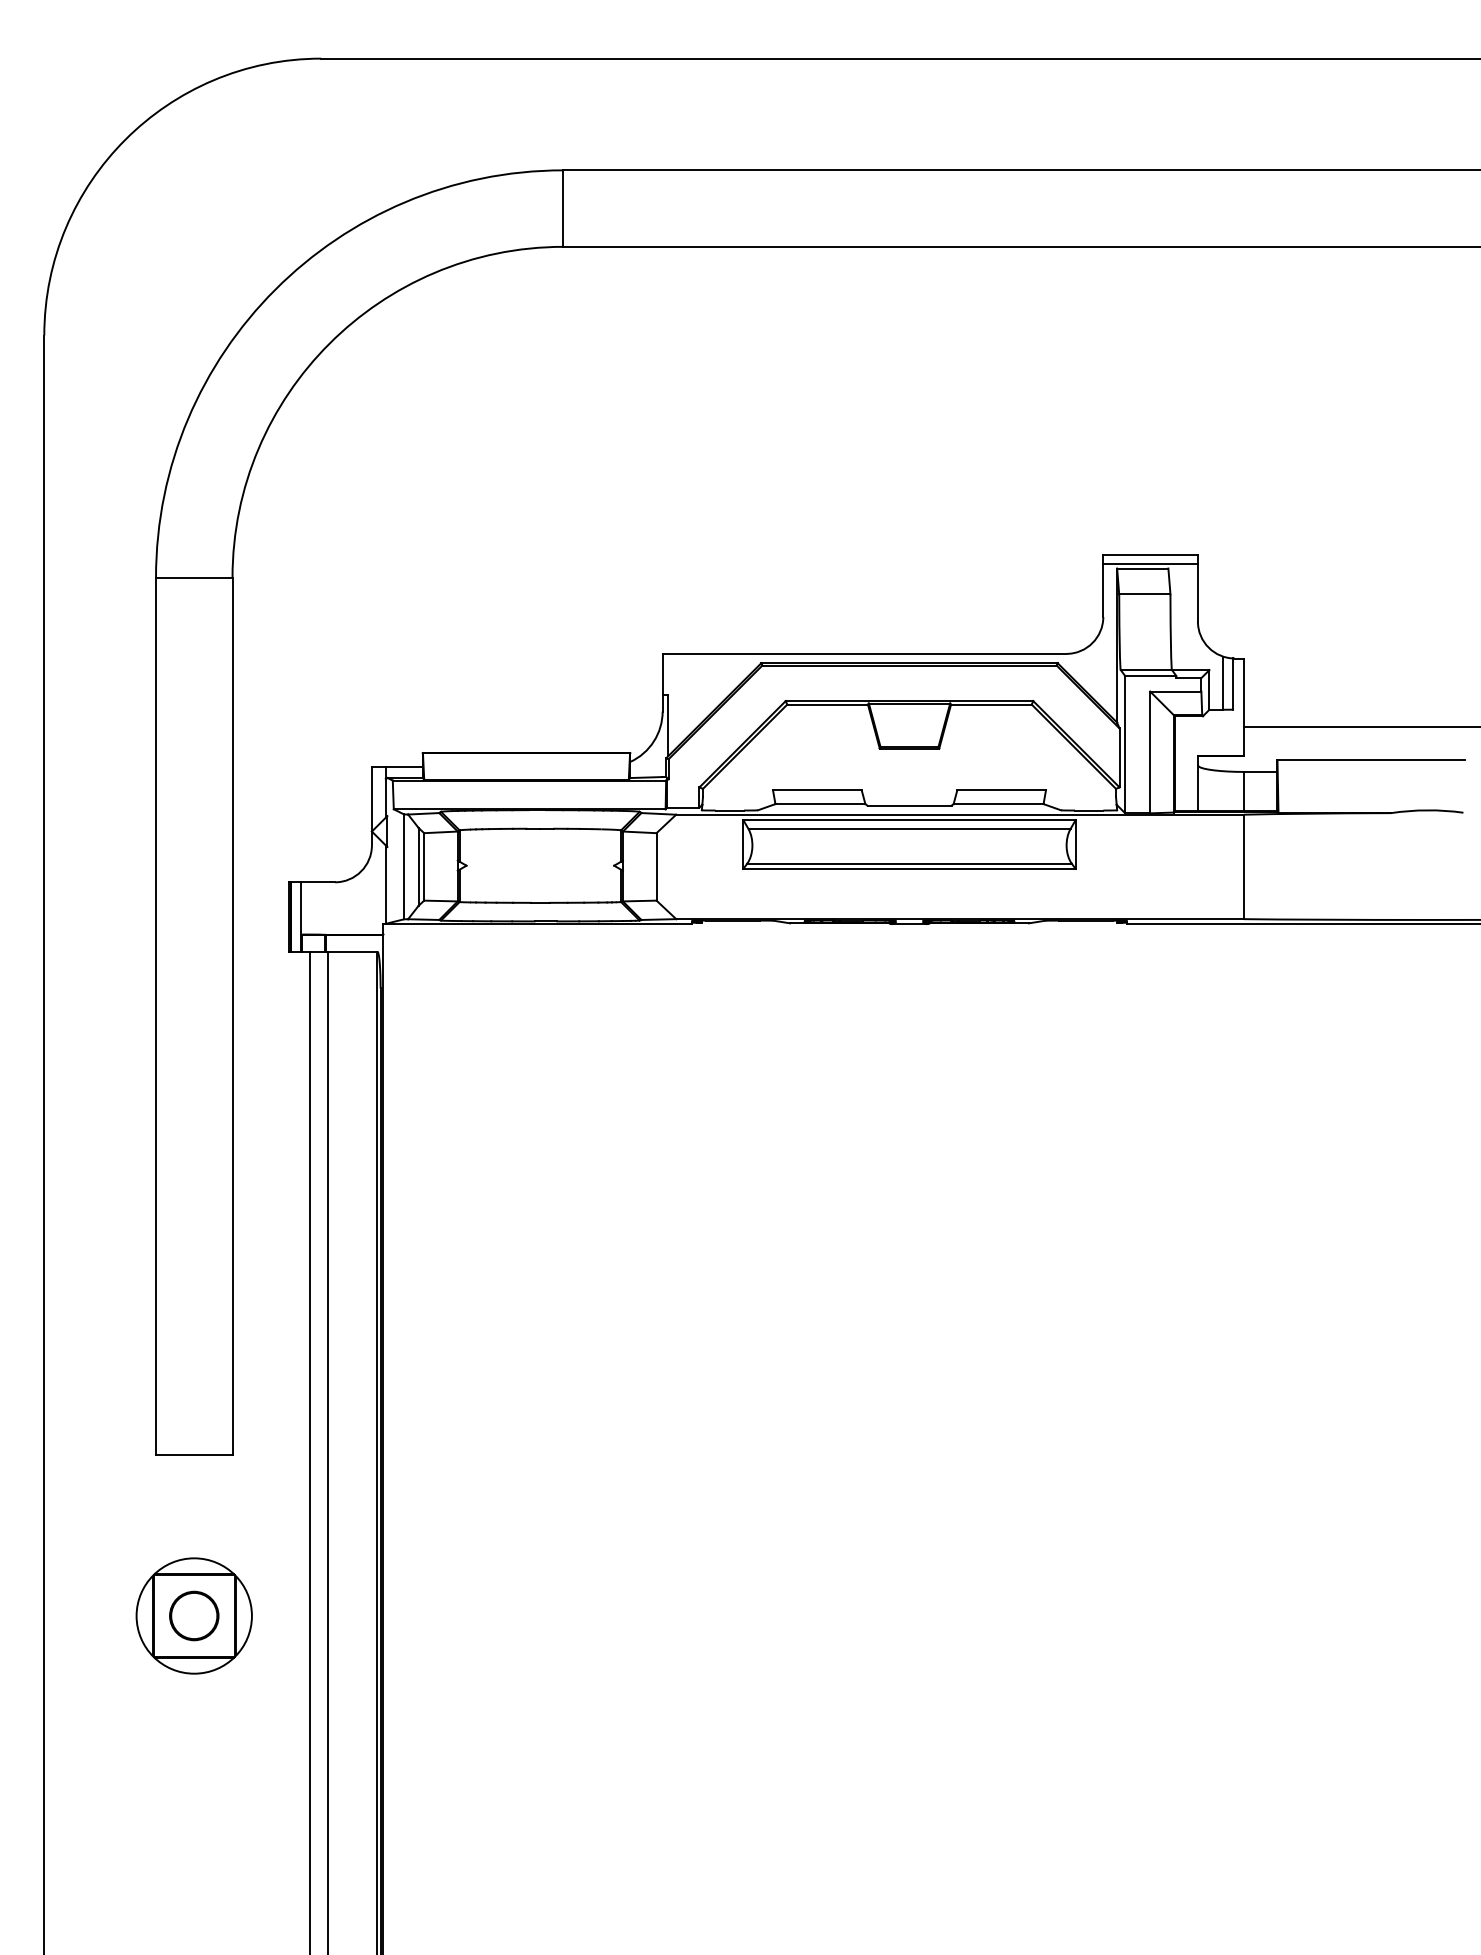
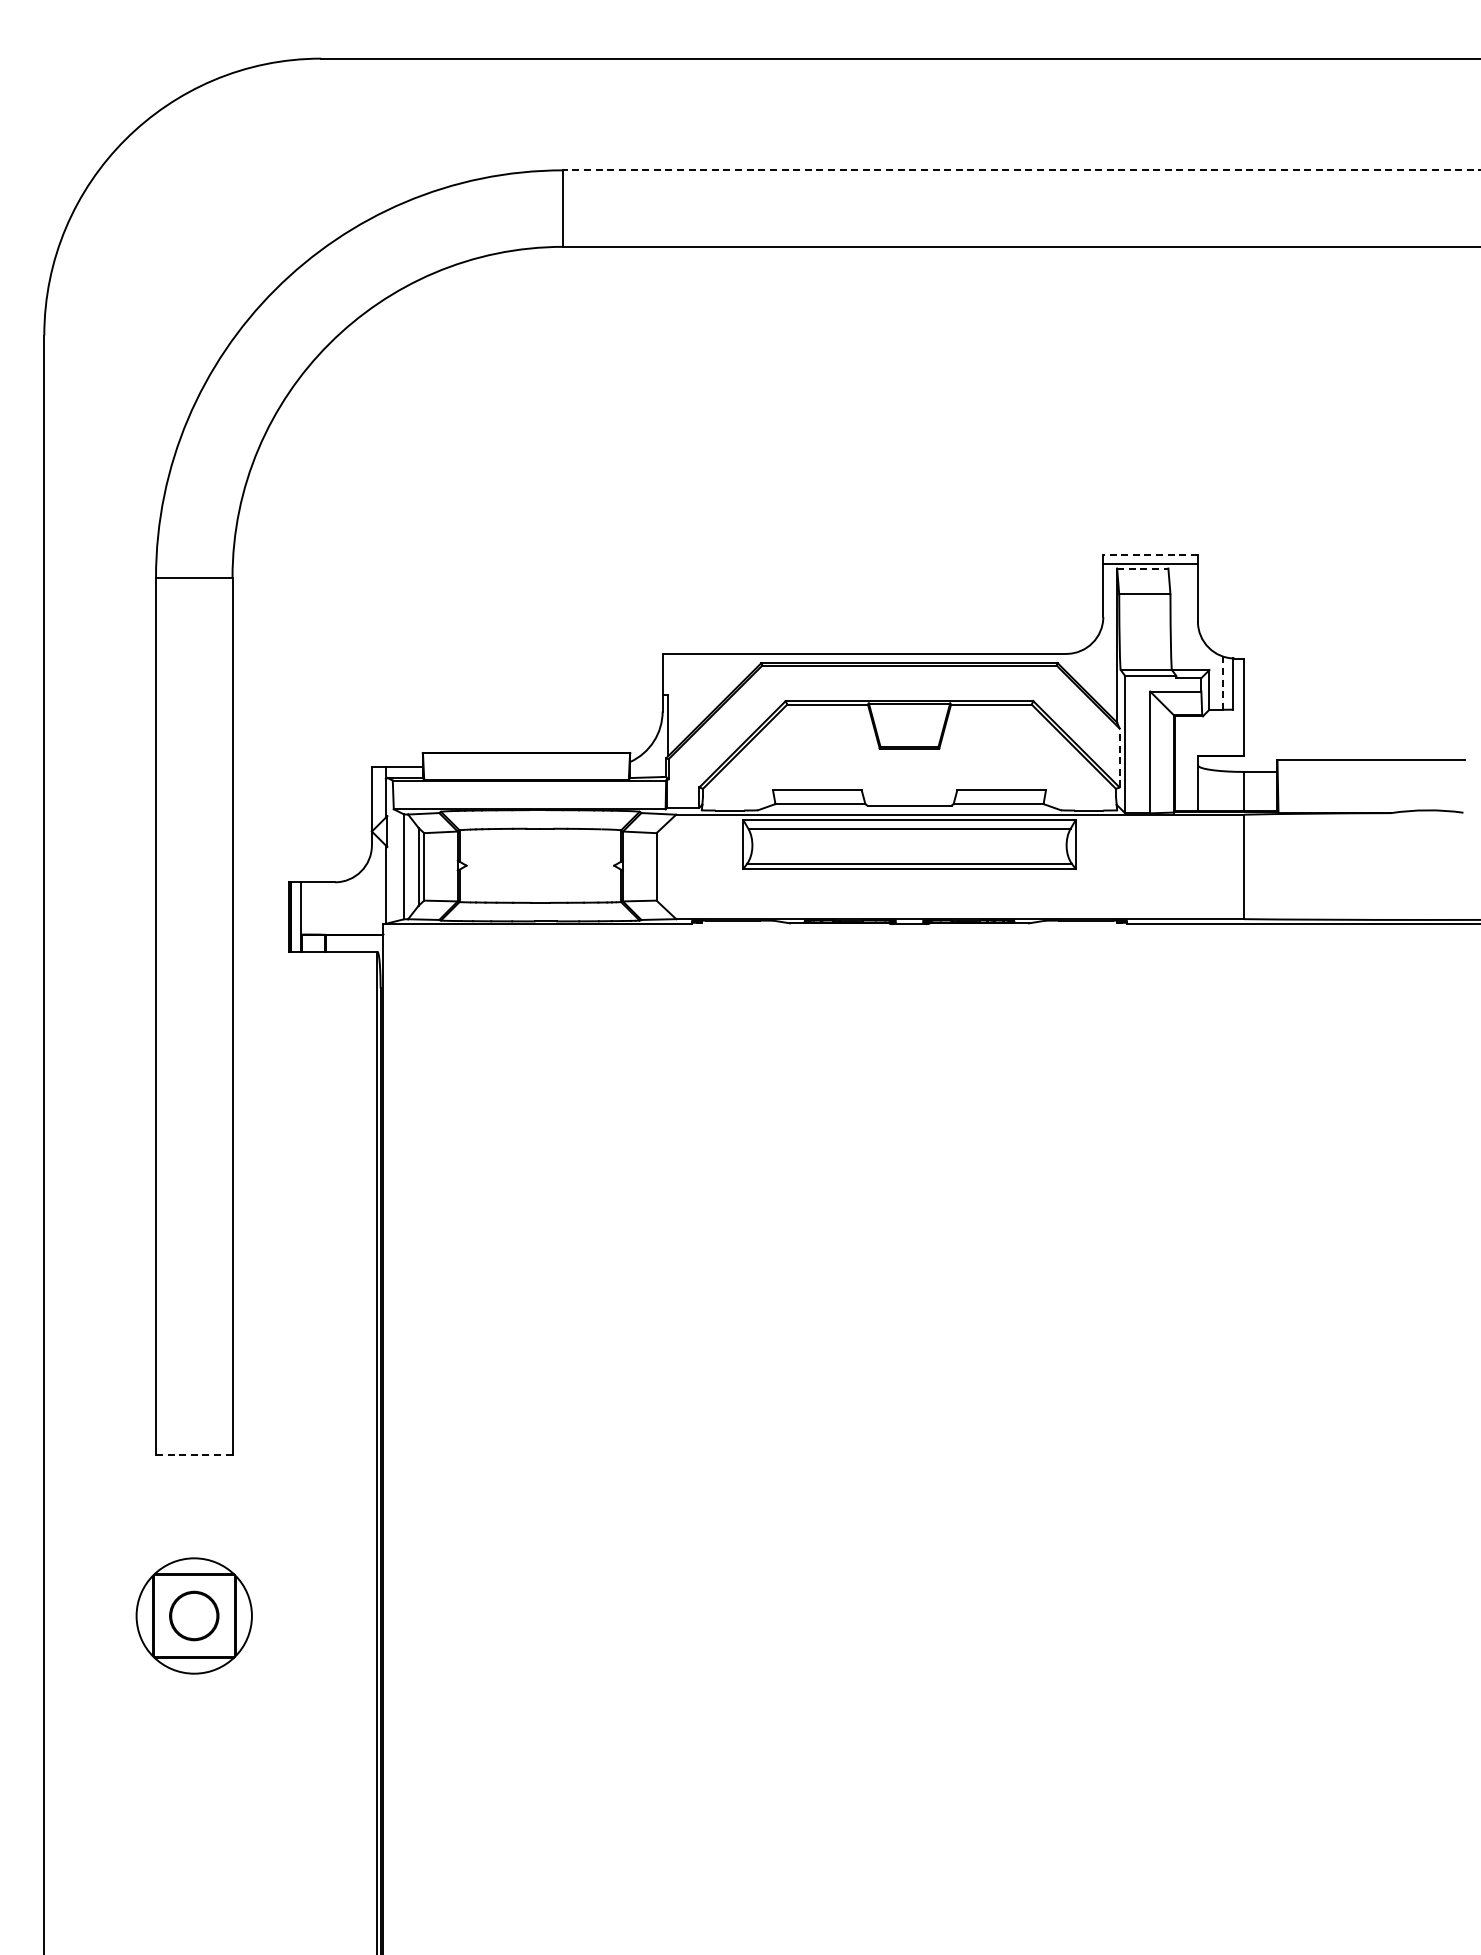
line: solid -> dashed (1021, 170)
line: solid -> dashed (1150, 554)
line: solid -> dashed (1142, 568)
line: solid -> dashed (1223, 683)
line: present -> none (1360, 727)
line: solid -> dashed (1119, 757)
line: present -> none (309, 1451)
line: present -> none (328, 1451)
line: solid -> dashed (194, 1454)
